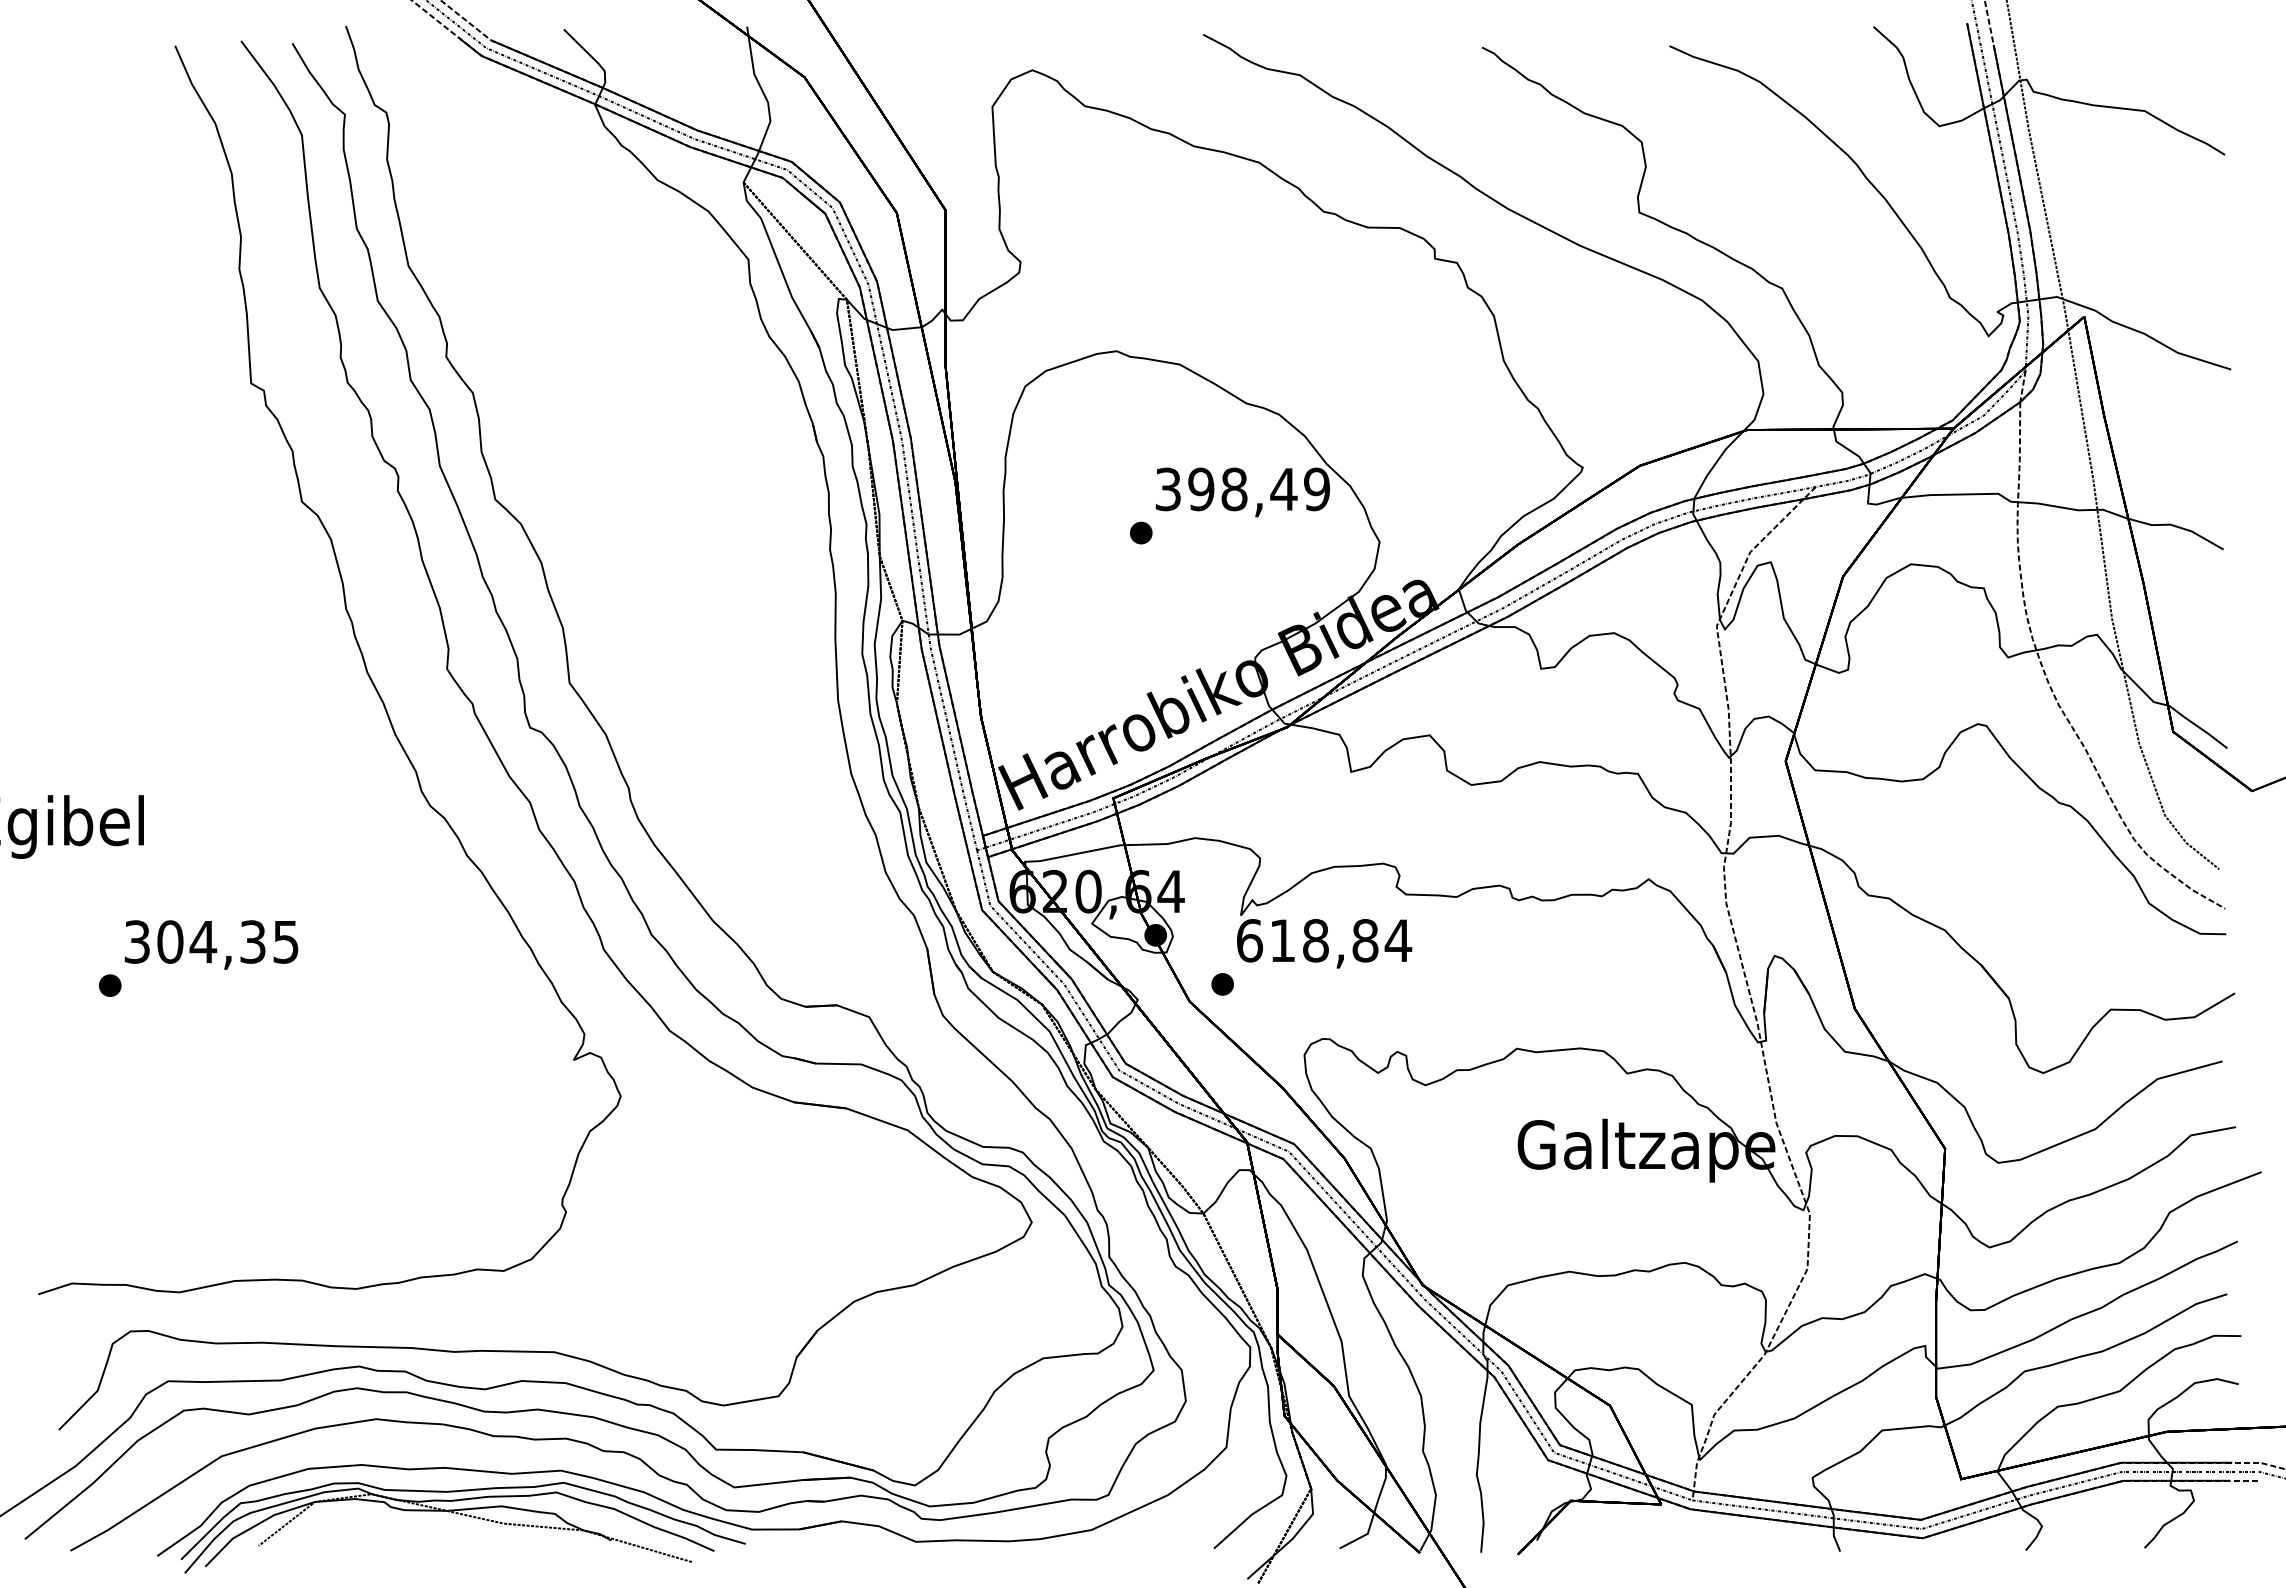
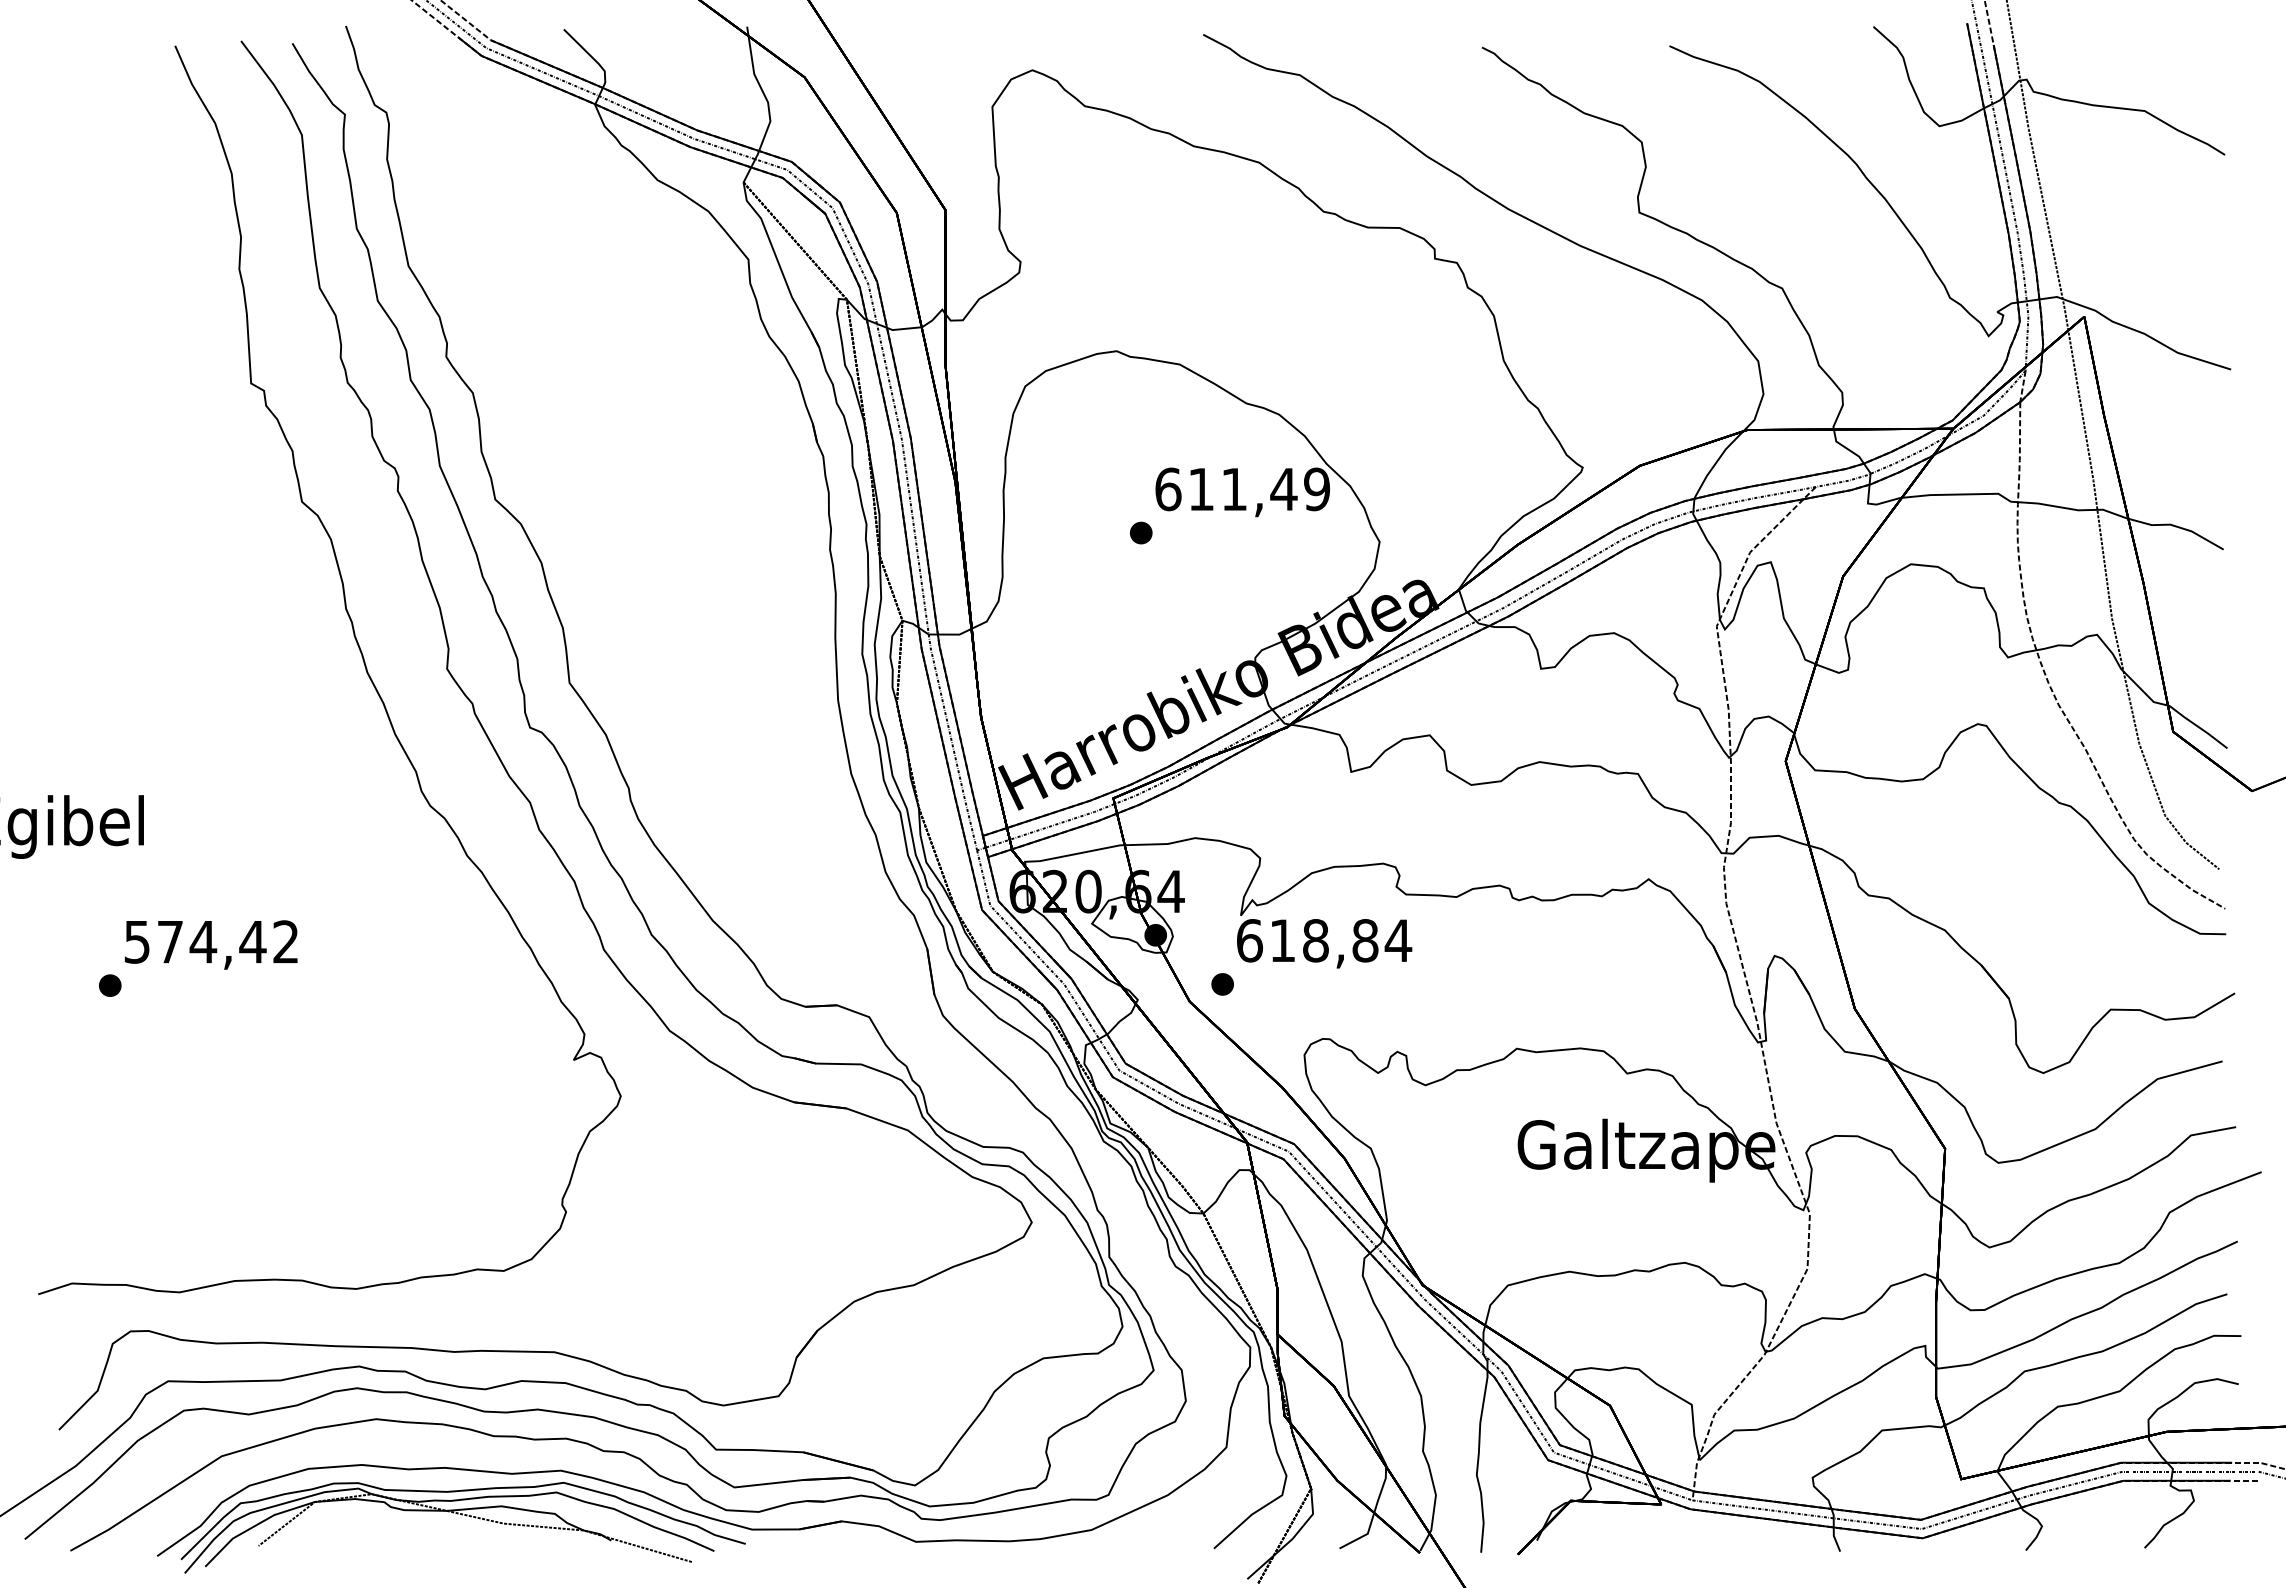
text: 398,49 -> 611,49 (1201, 489)
text: 304,35 -> 574,42 (211, 941)
